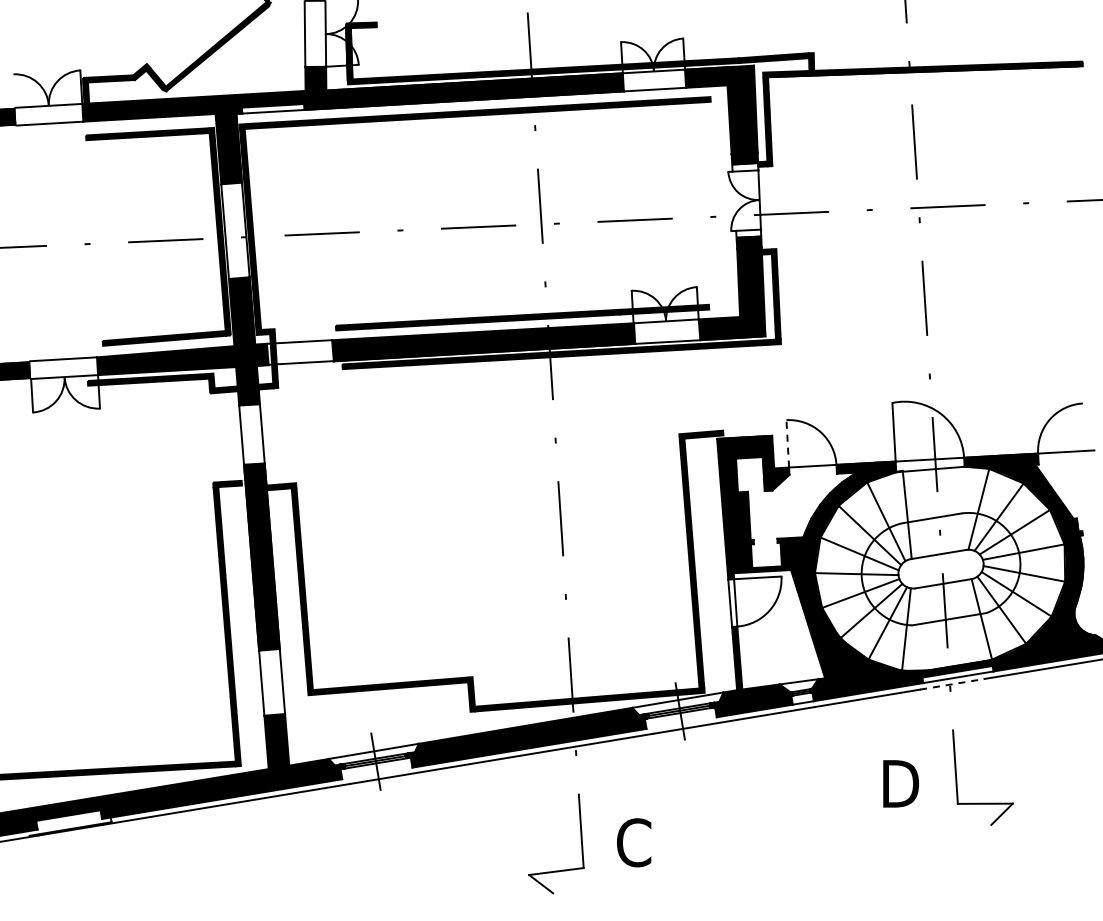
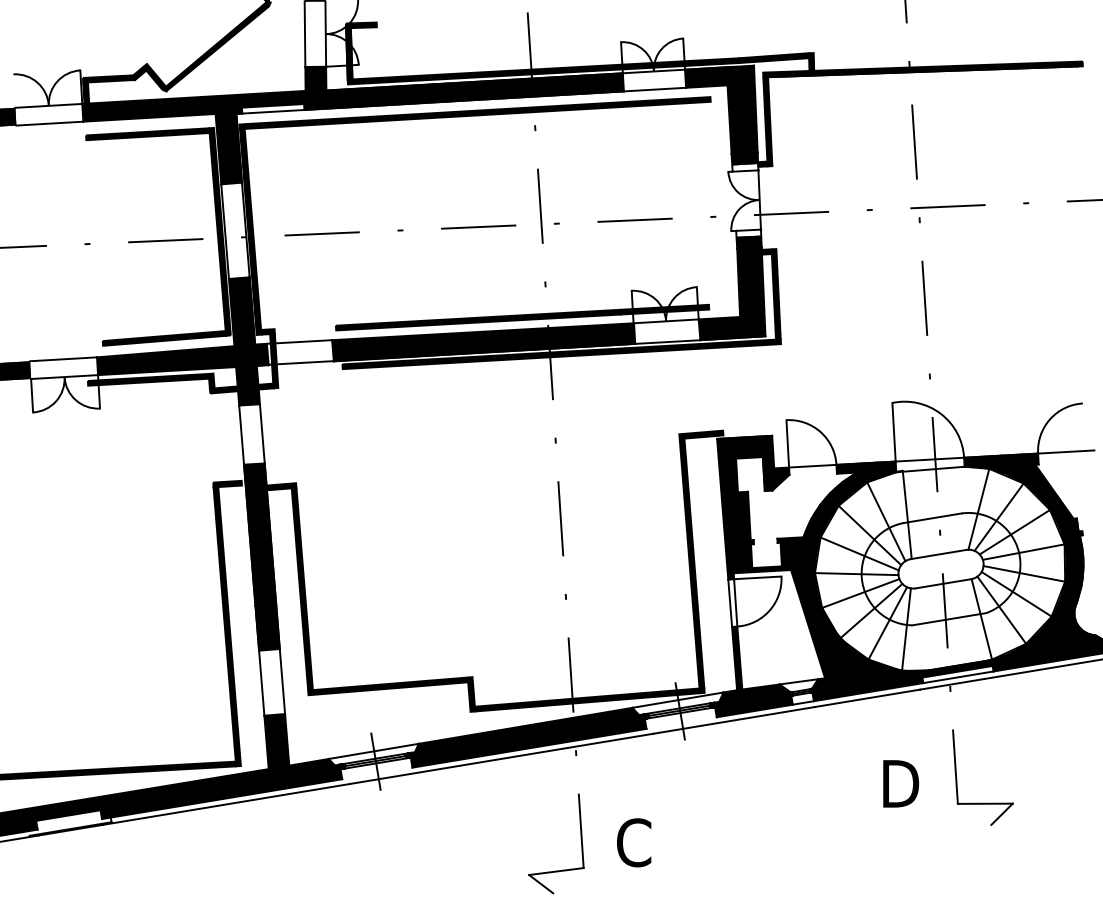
line: dashed -> solid (787, 443)
line: dashed -> solid (952, 684)
